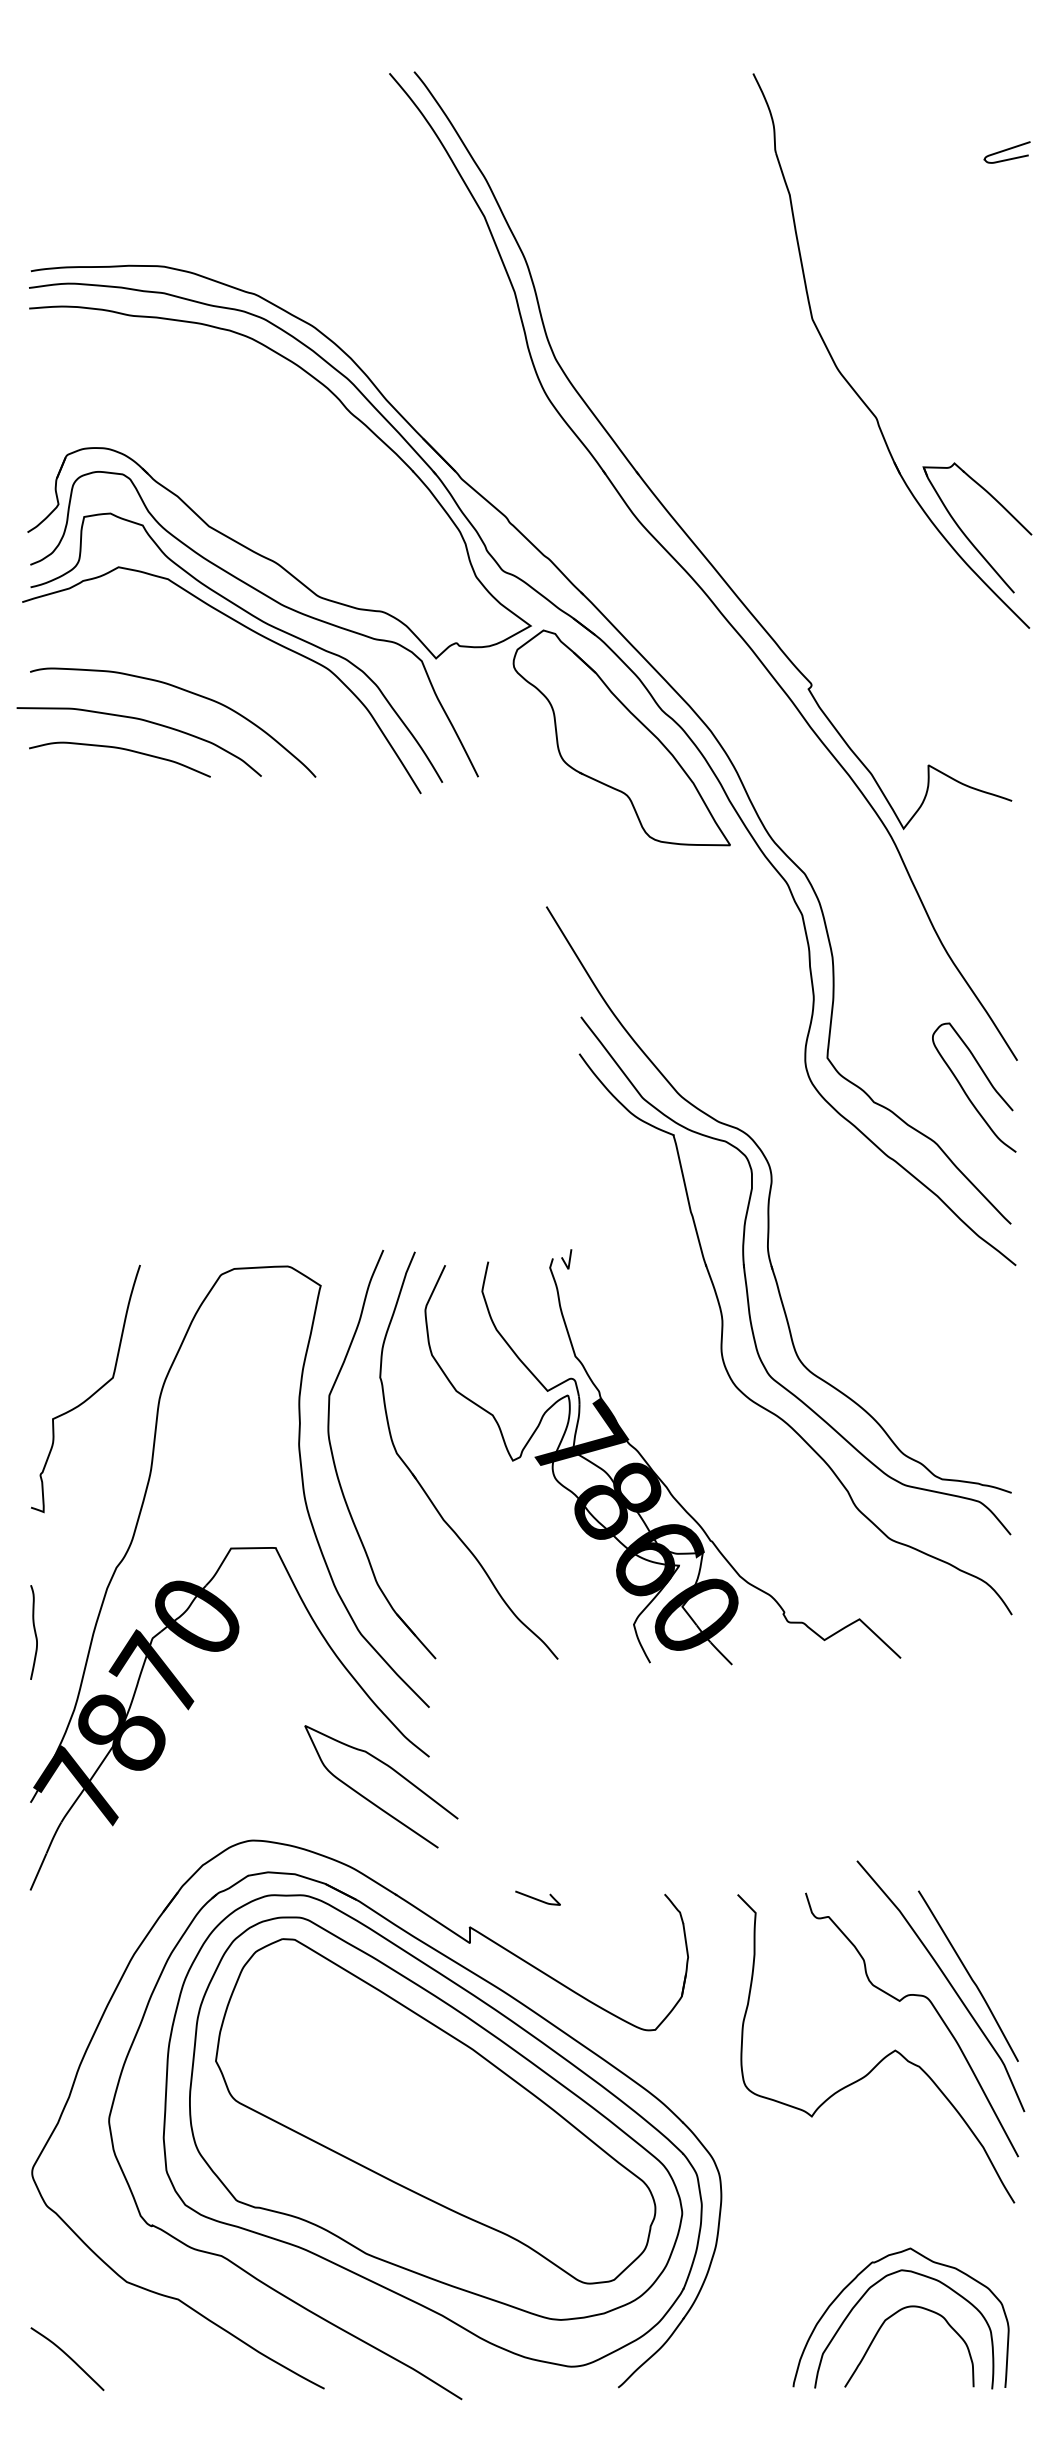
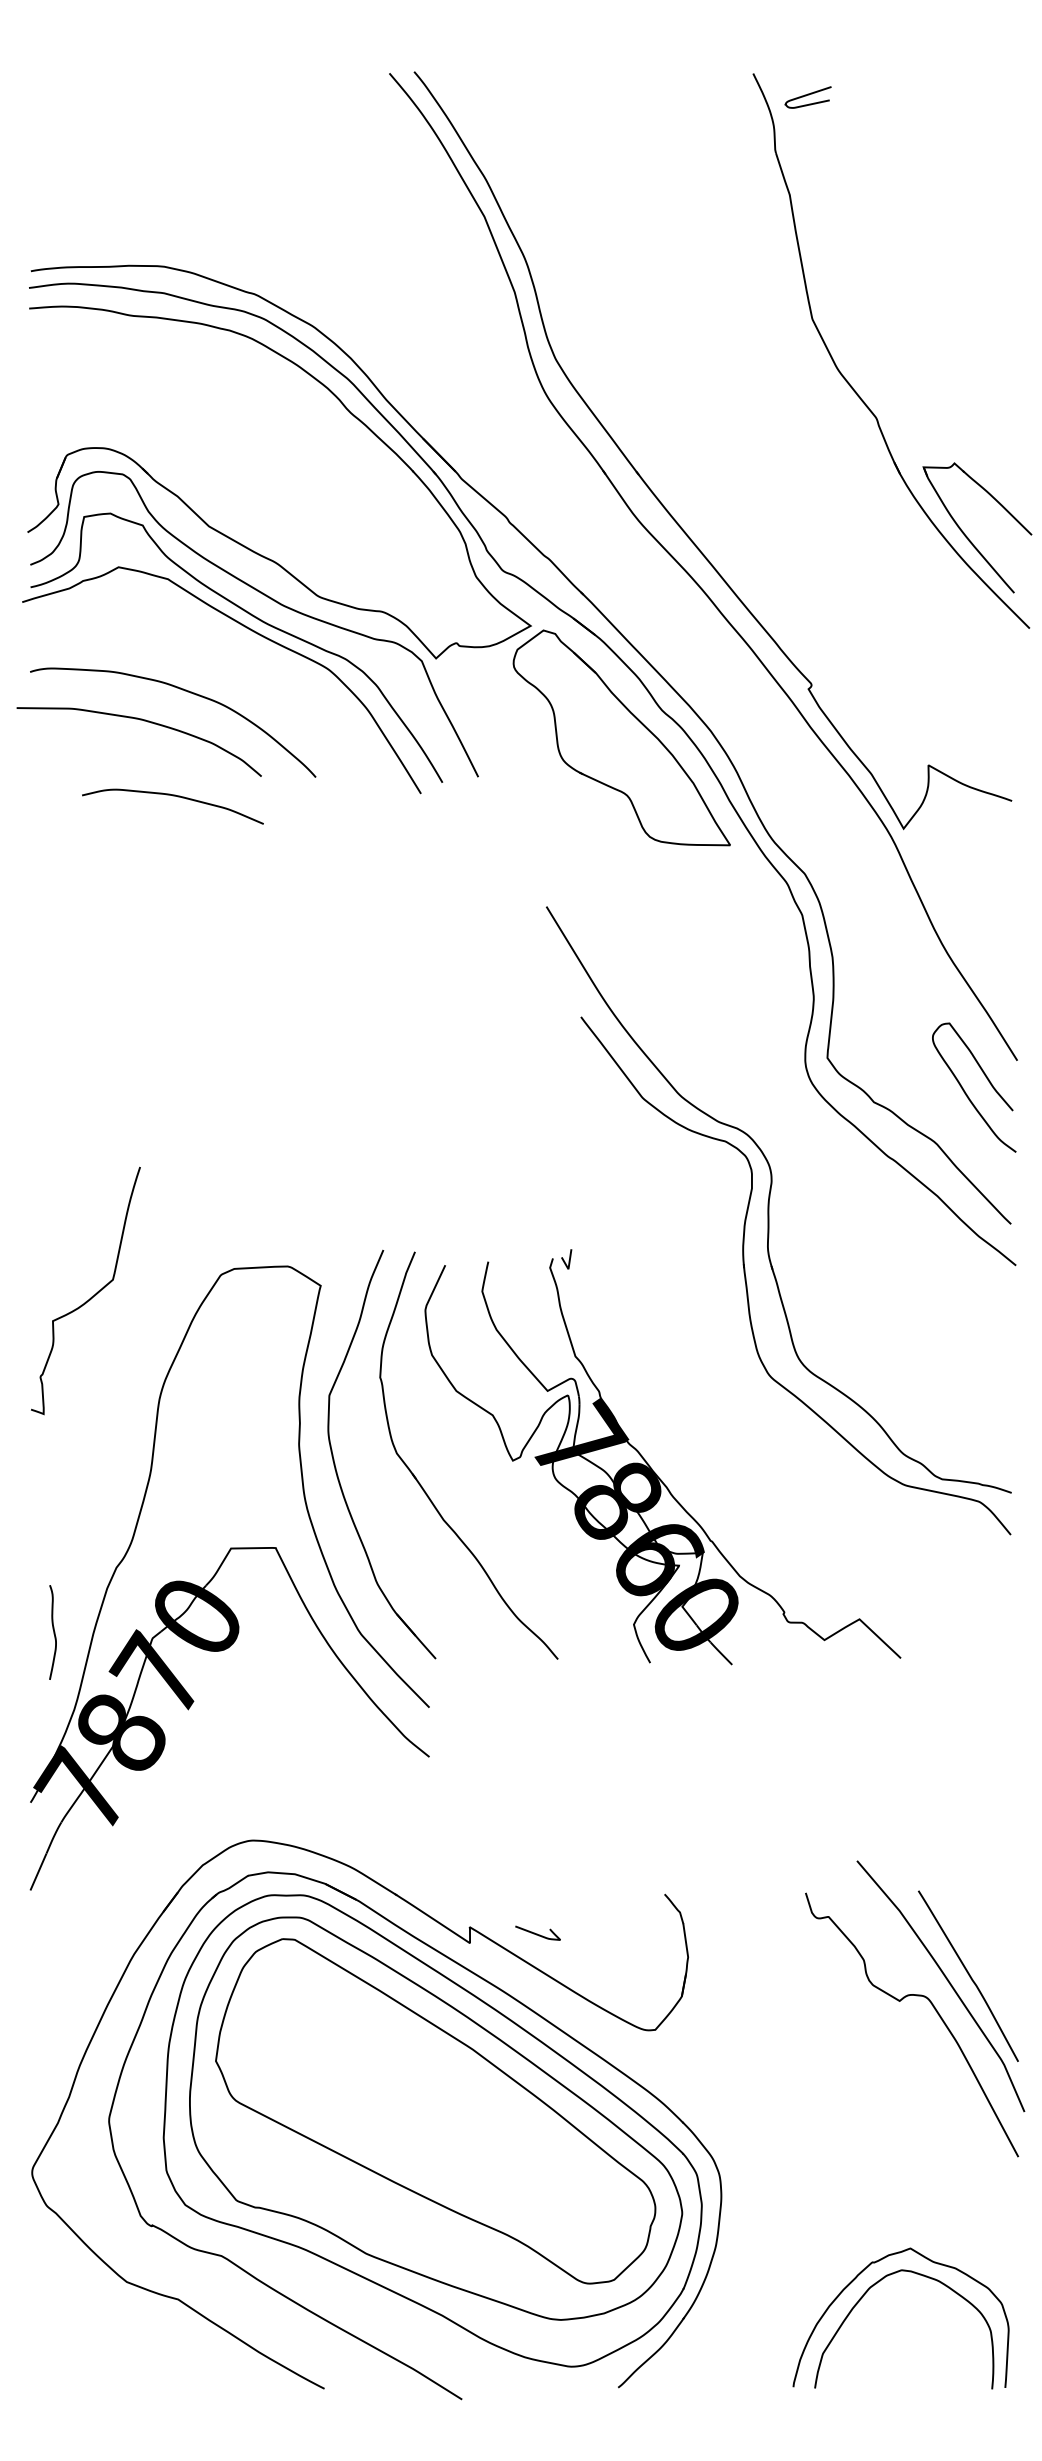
curve position: (1005, 151) -> (806, 96) (806, 96)
curve position: (119, 749) -> (172, 796) (172, 796)
part: present -> none (723, 1331)
curve position: (91, 1394) -> (91, 1296) (91, 1296)
curve position: (34, 1632) -> (53, 1632) (53, 1632)
curve: present -> none (369, 1799)
curve position: (537, 1898) -> (537, 1933) (537, 1933)
curve: present -> none (884, 2056)
curve: present -> none (879, 2331)
curve: present -> none (68, 2357)
